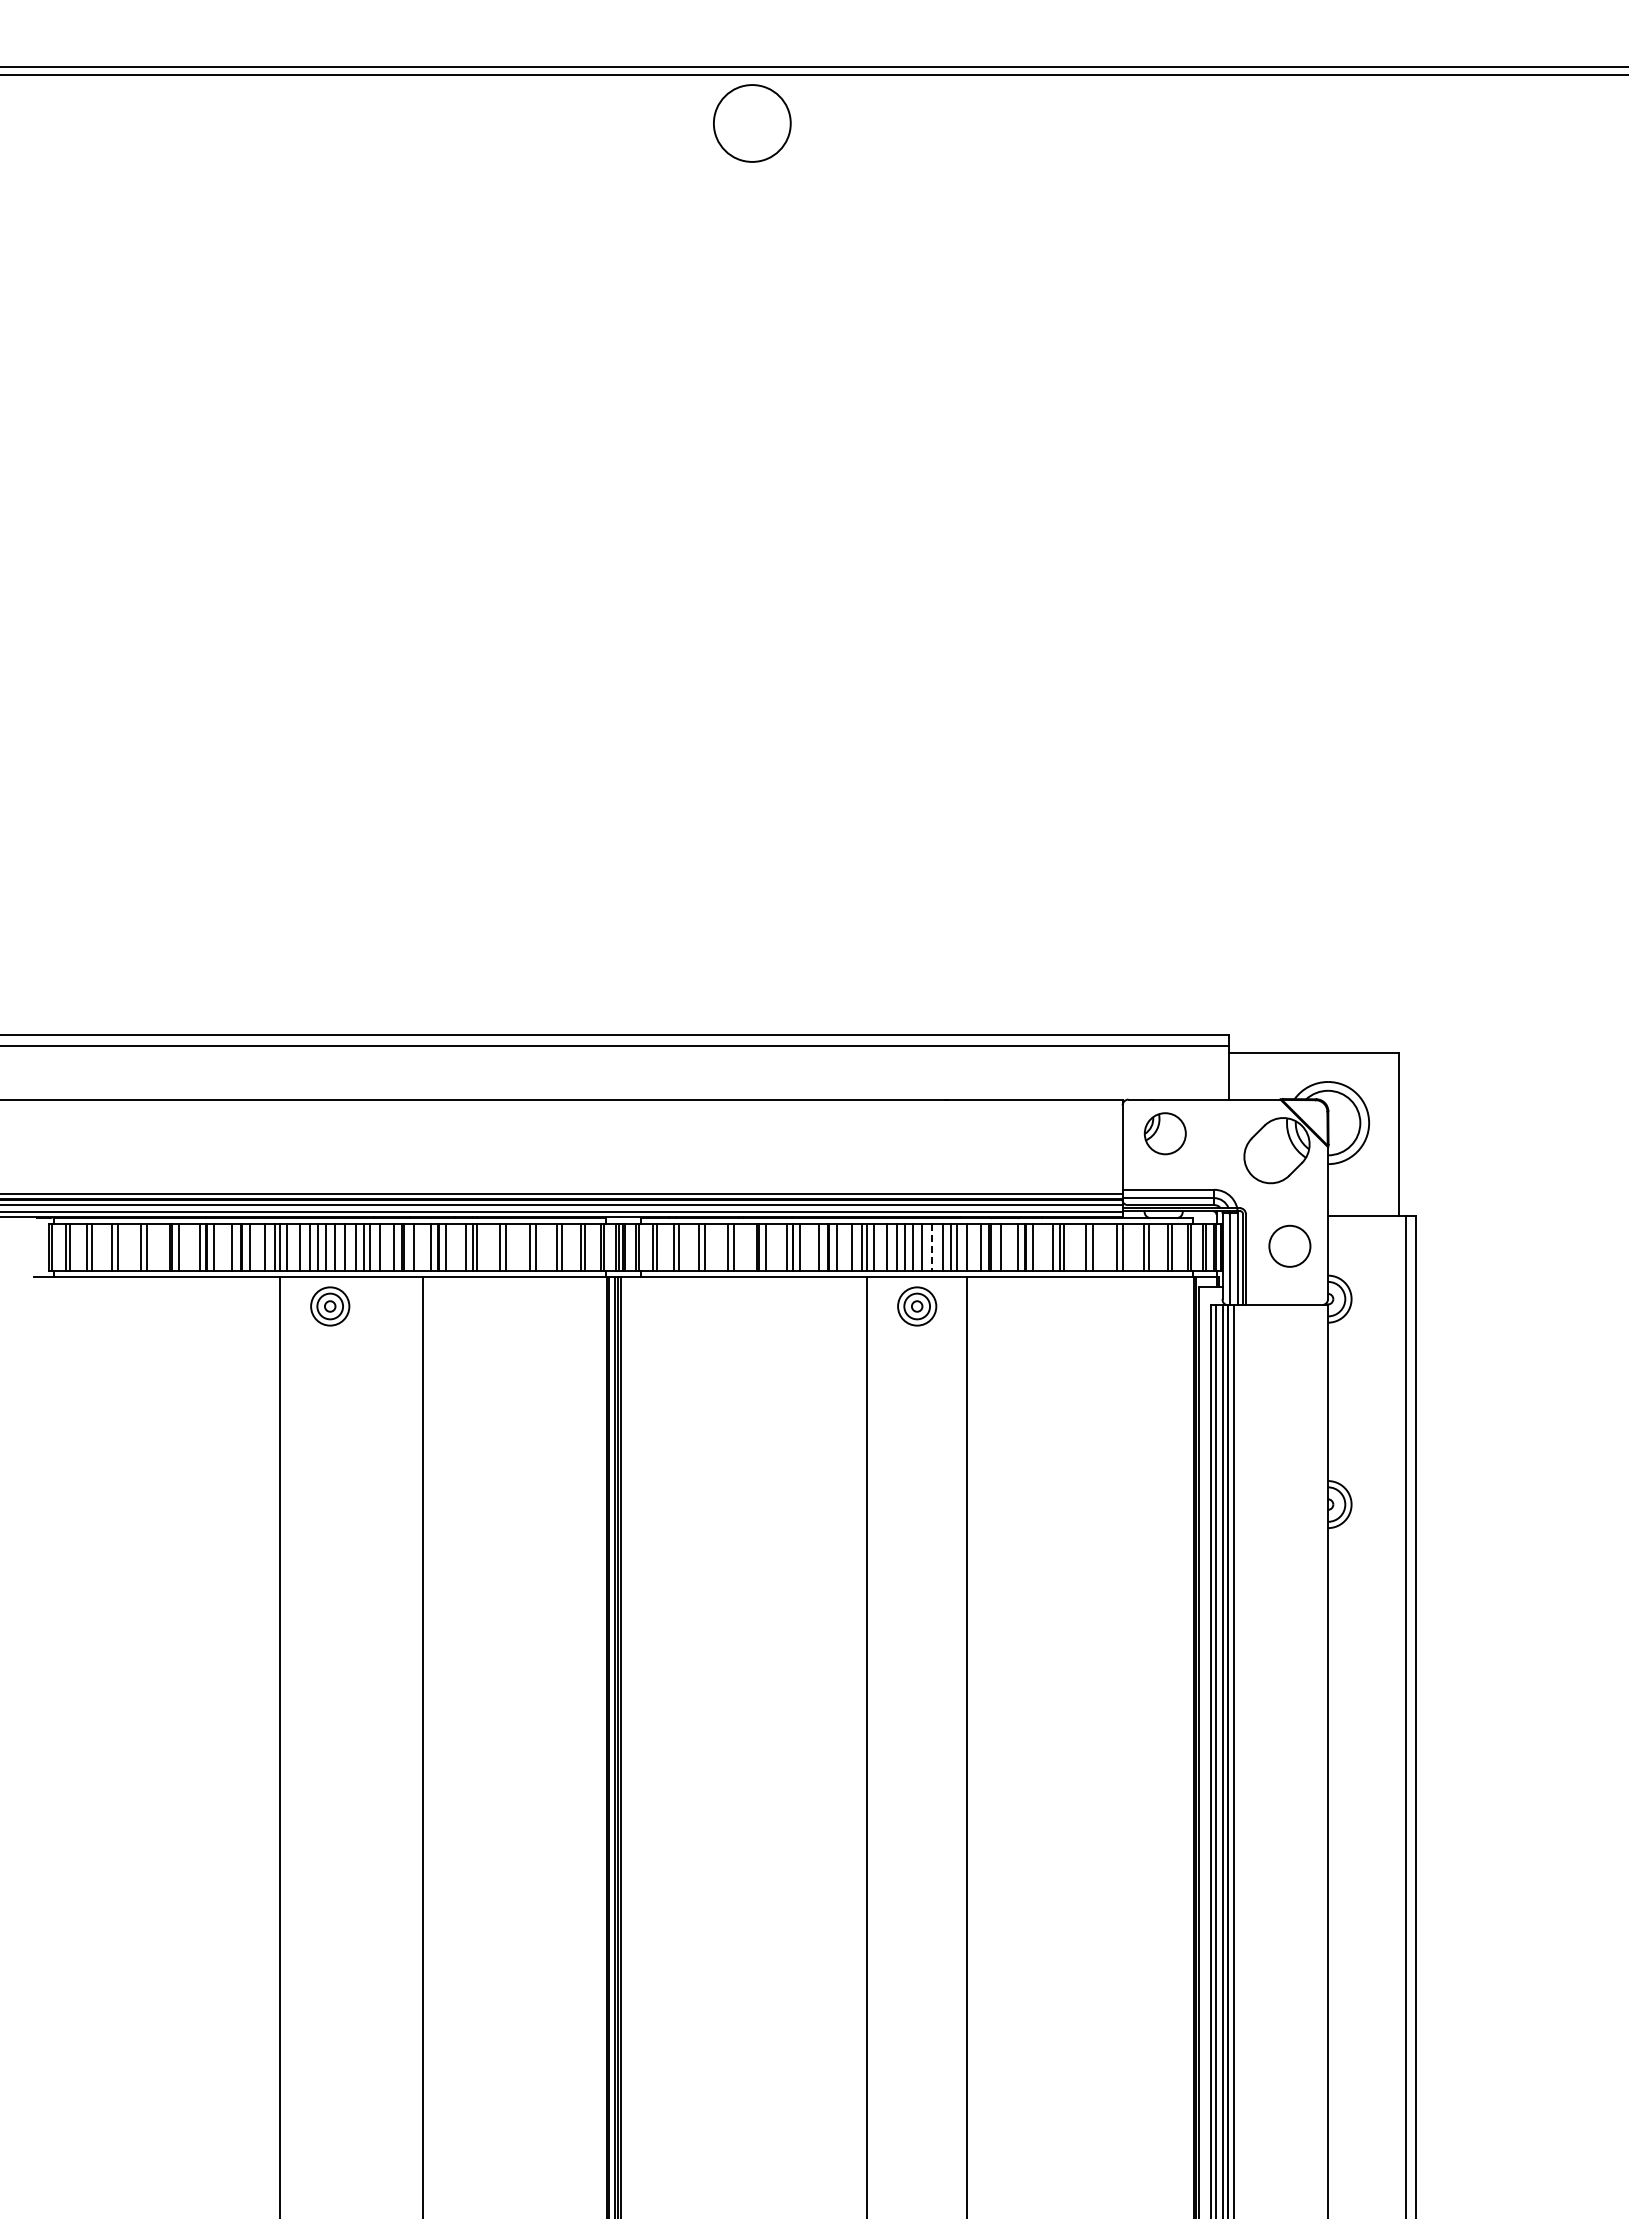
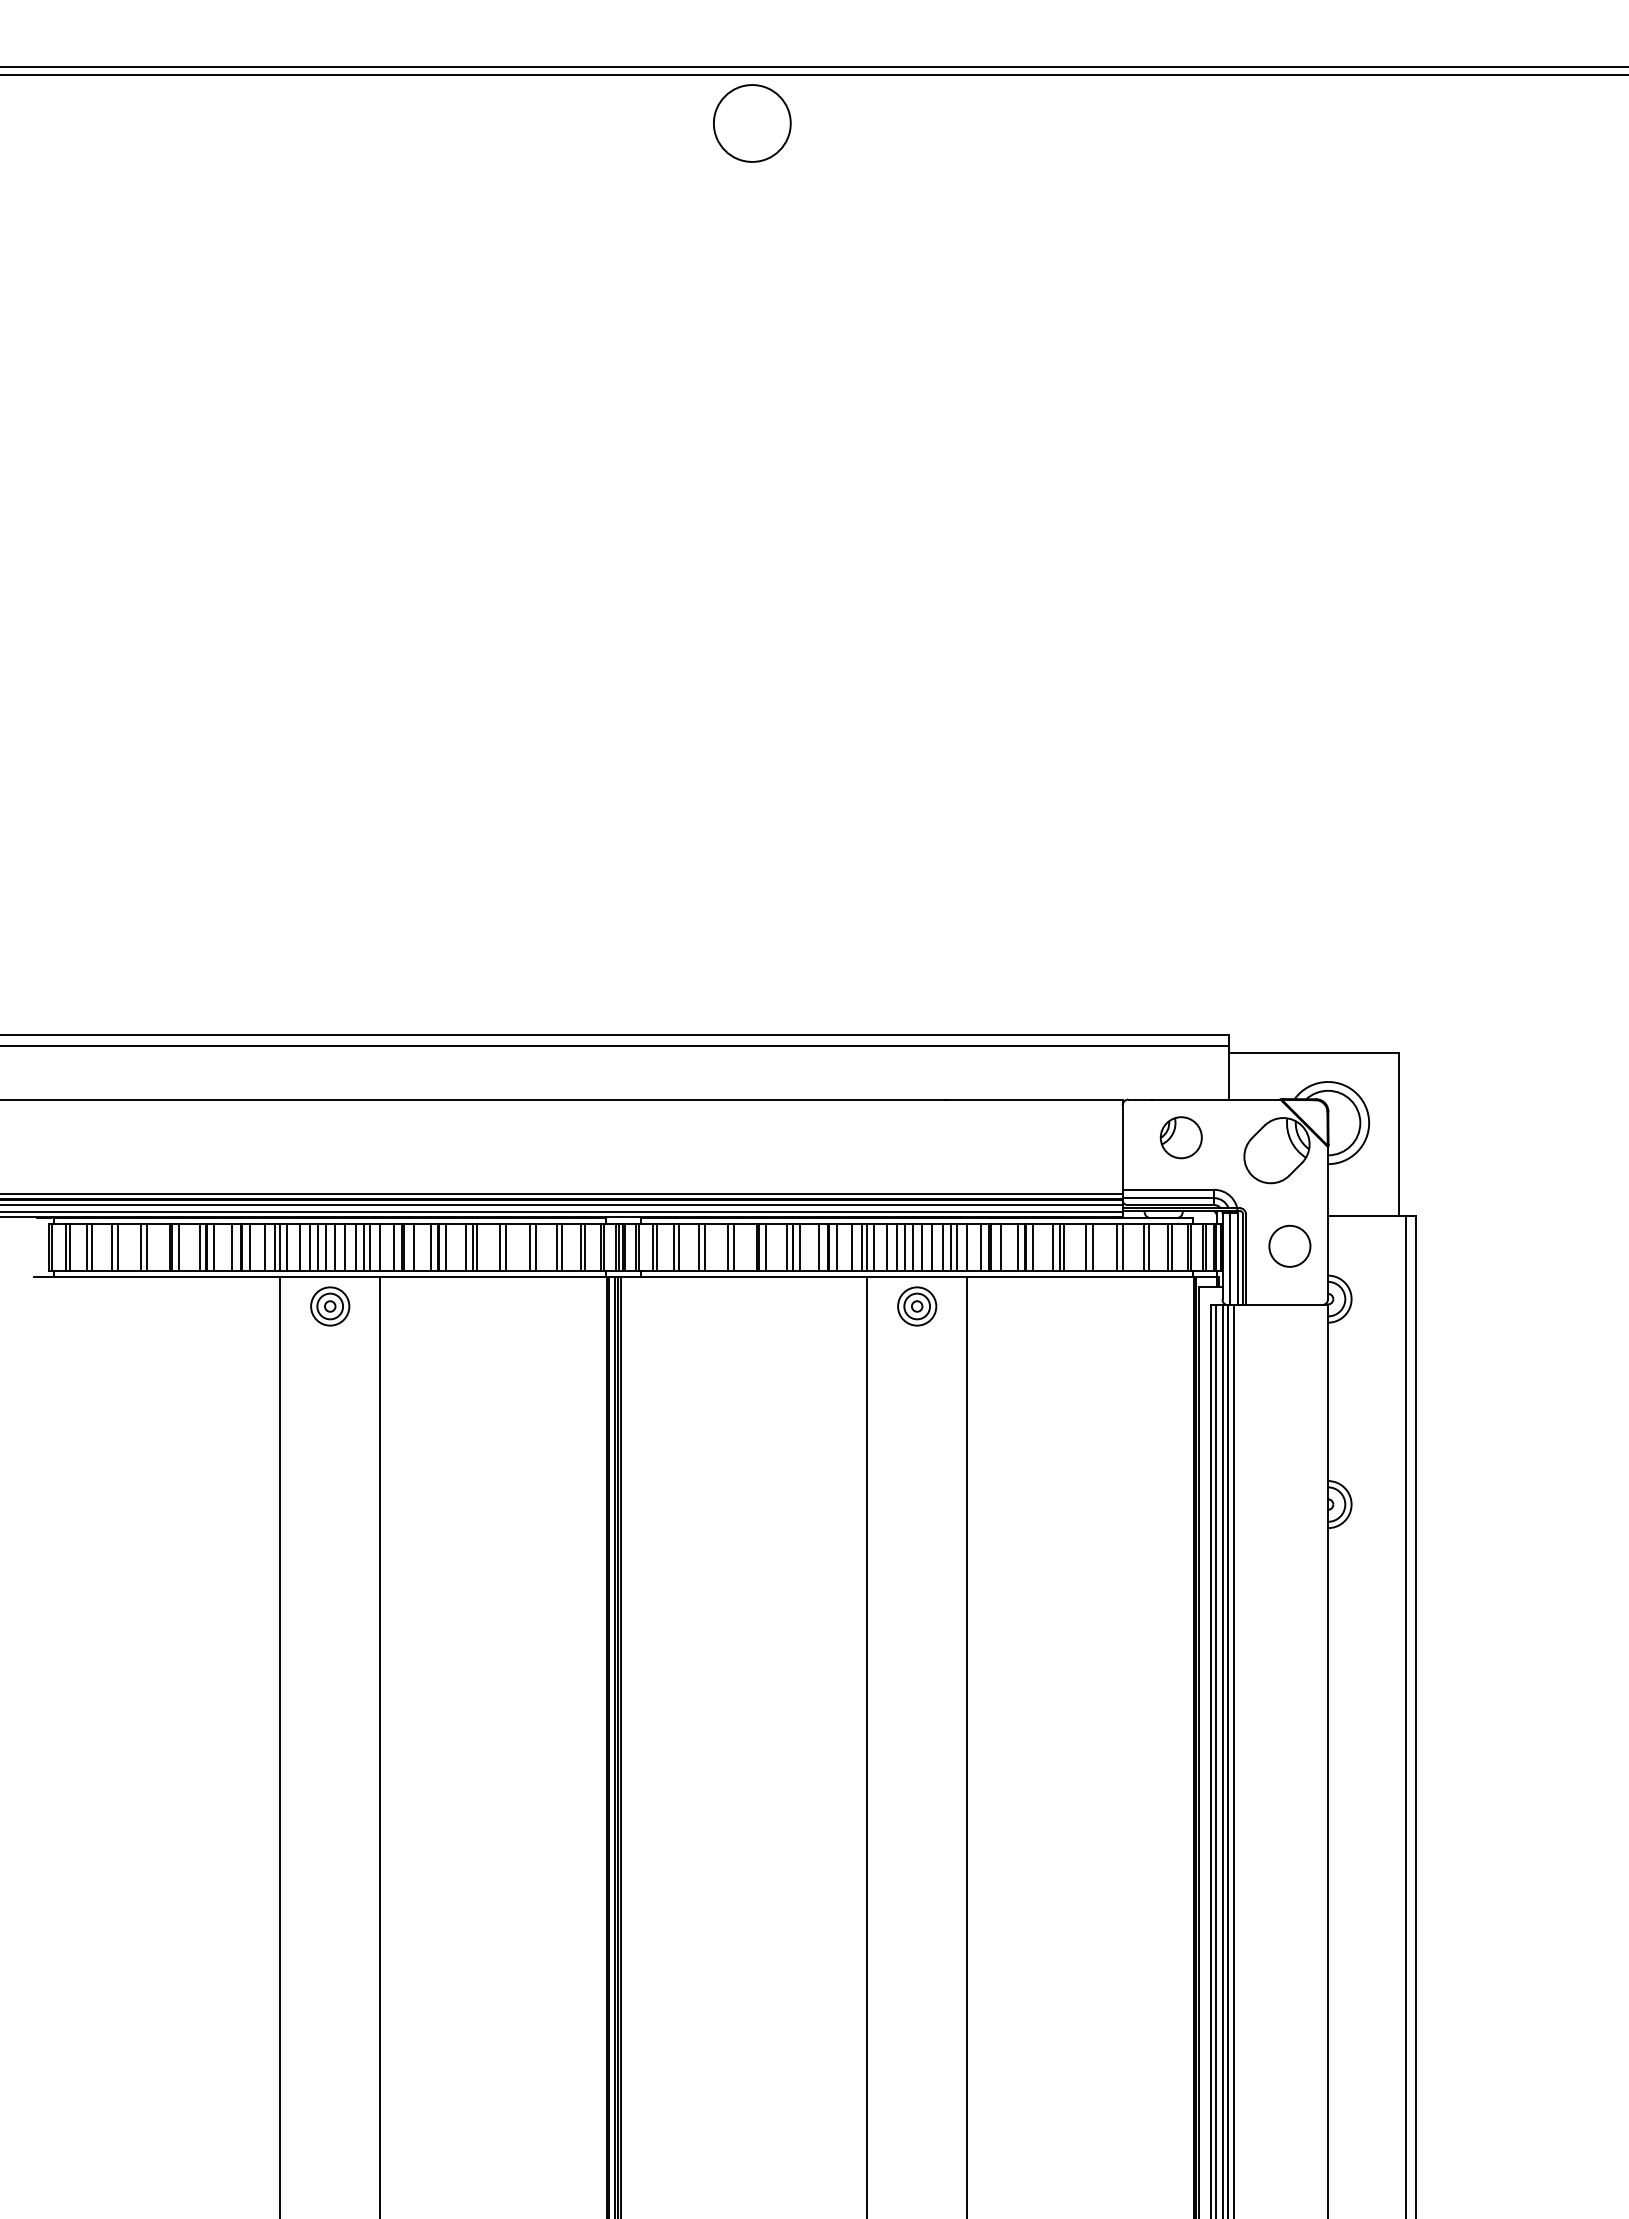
part position: (1164, 1133) -> (1180, 1137) (1180, 1137)
line: dashed -> solid (931, 1248)
line position: (423, 1746) -> (380, 1746) (380, 1746)
